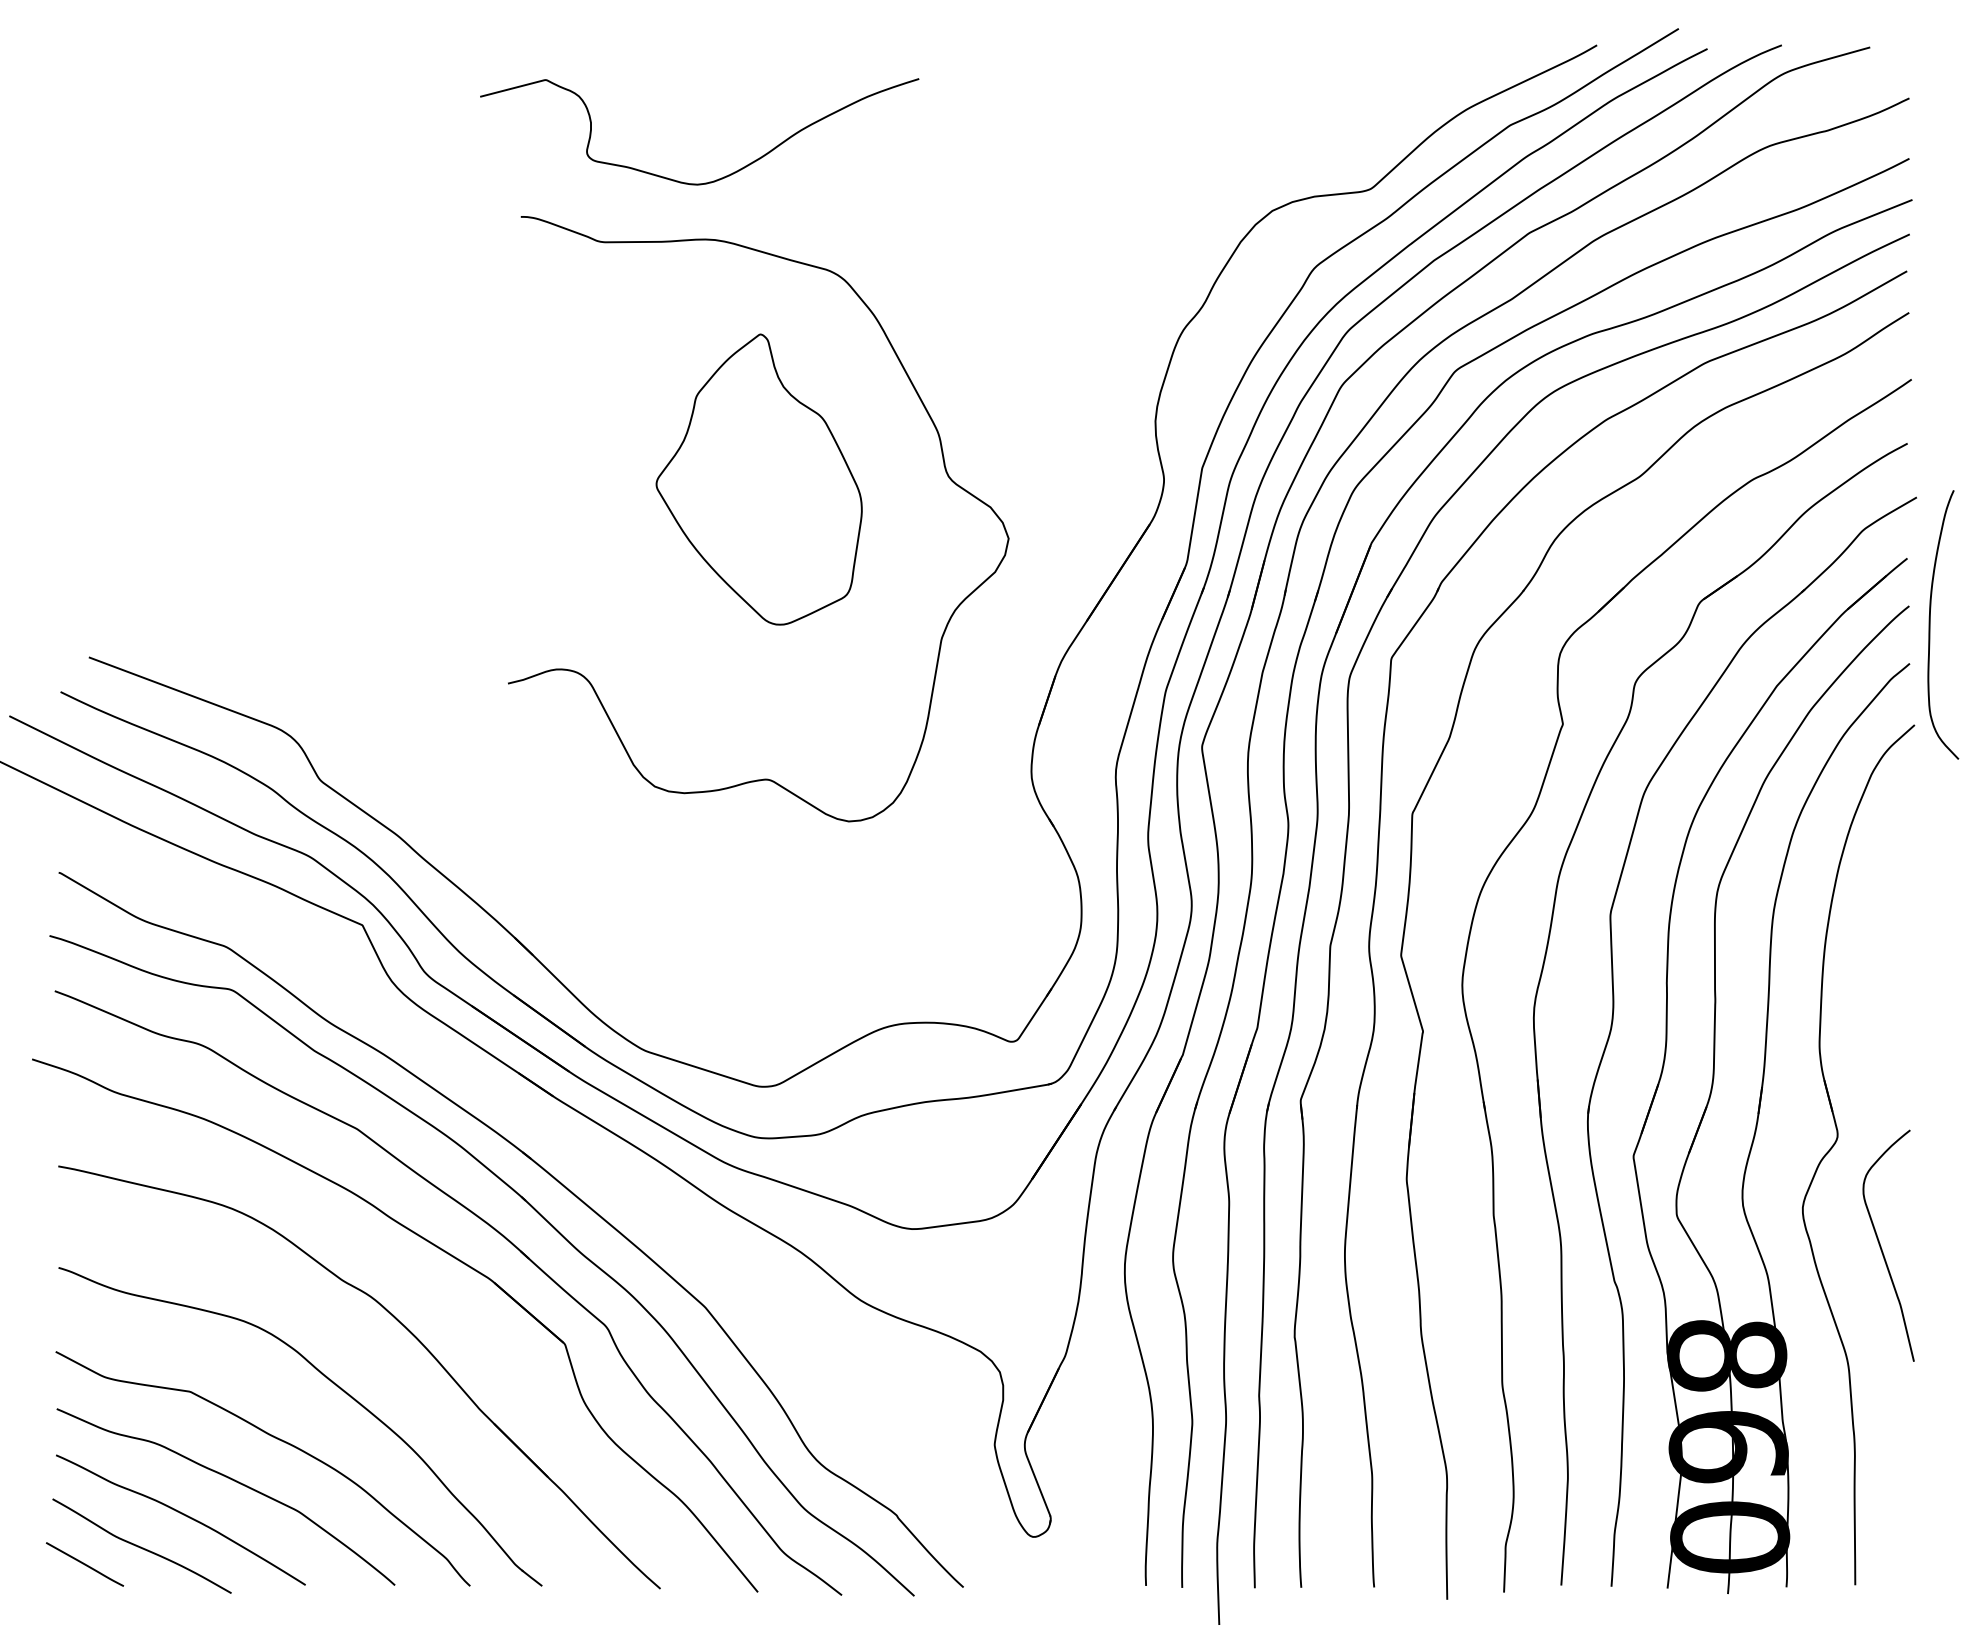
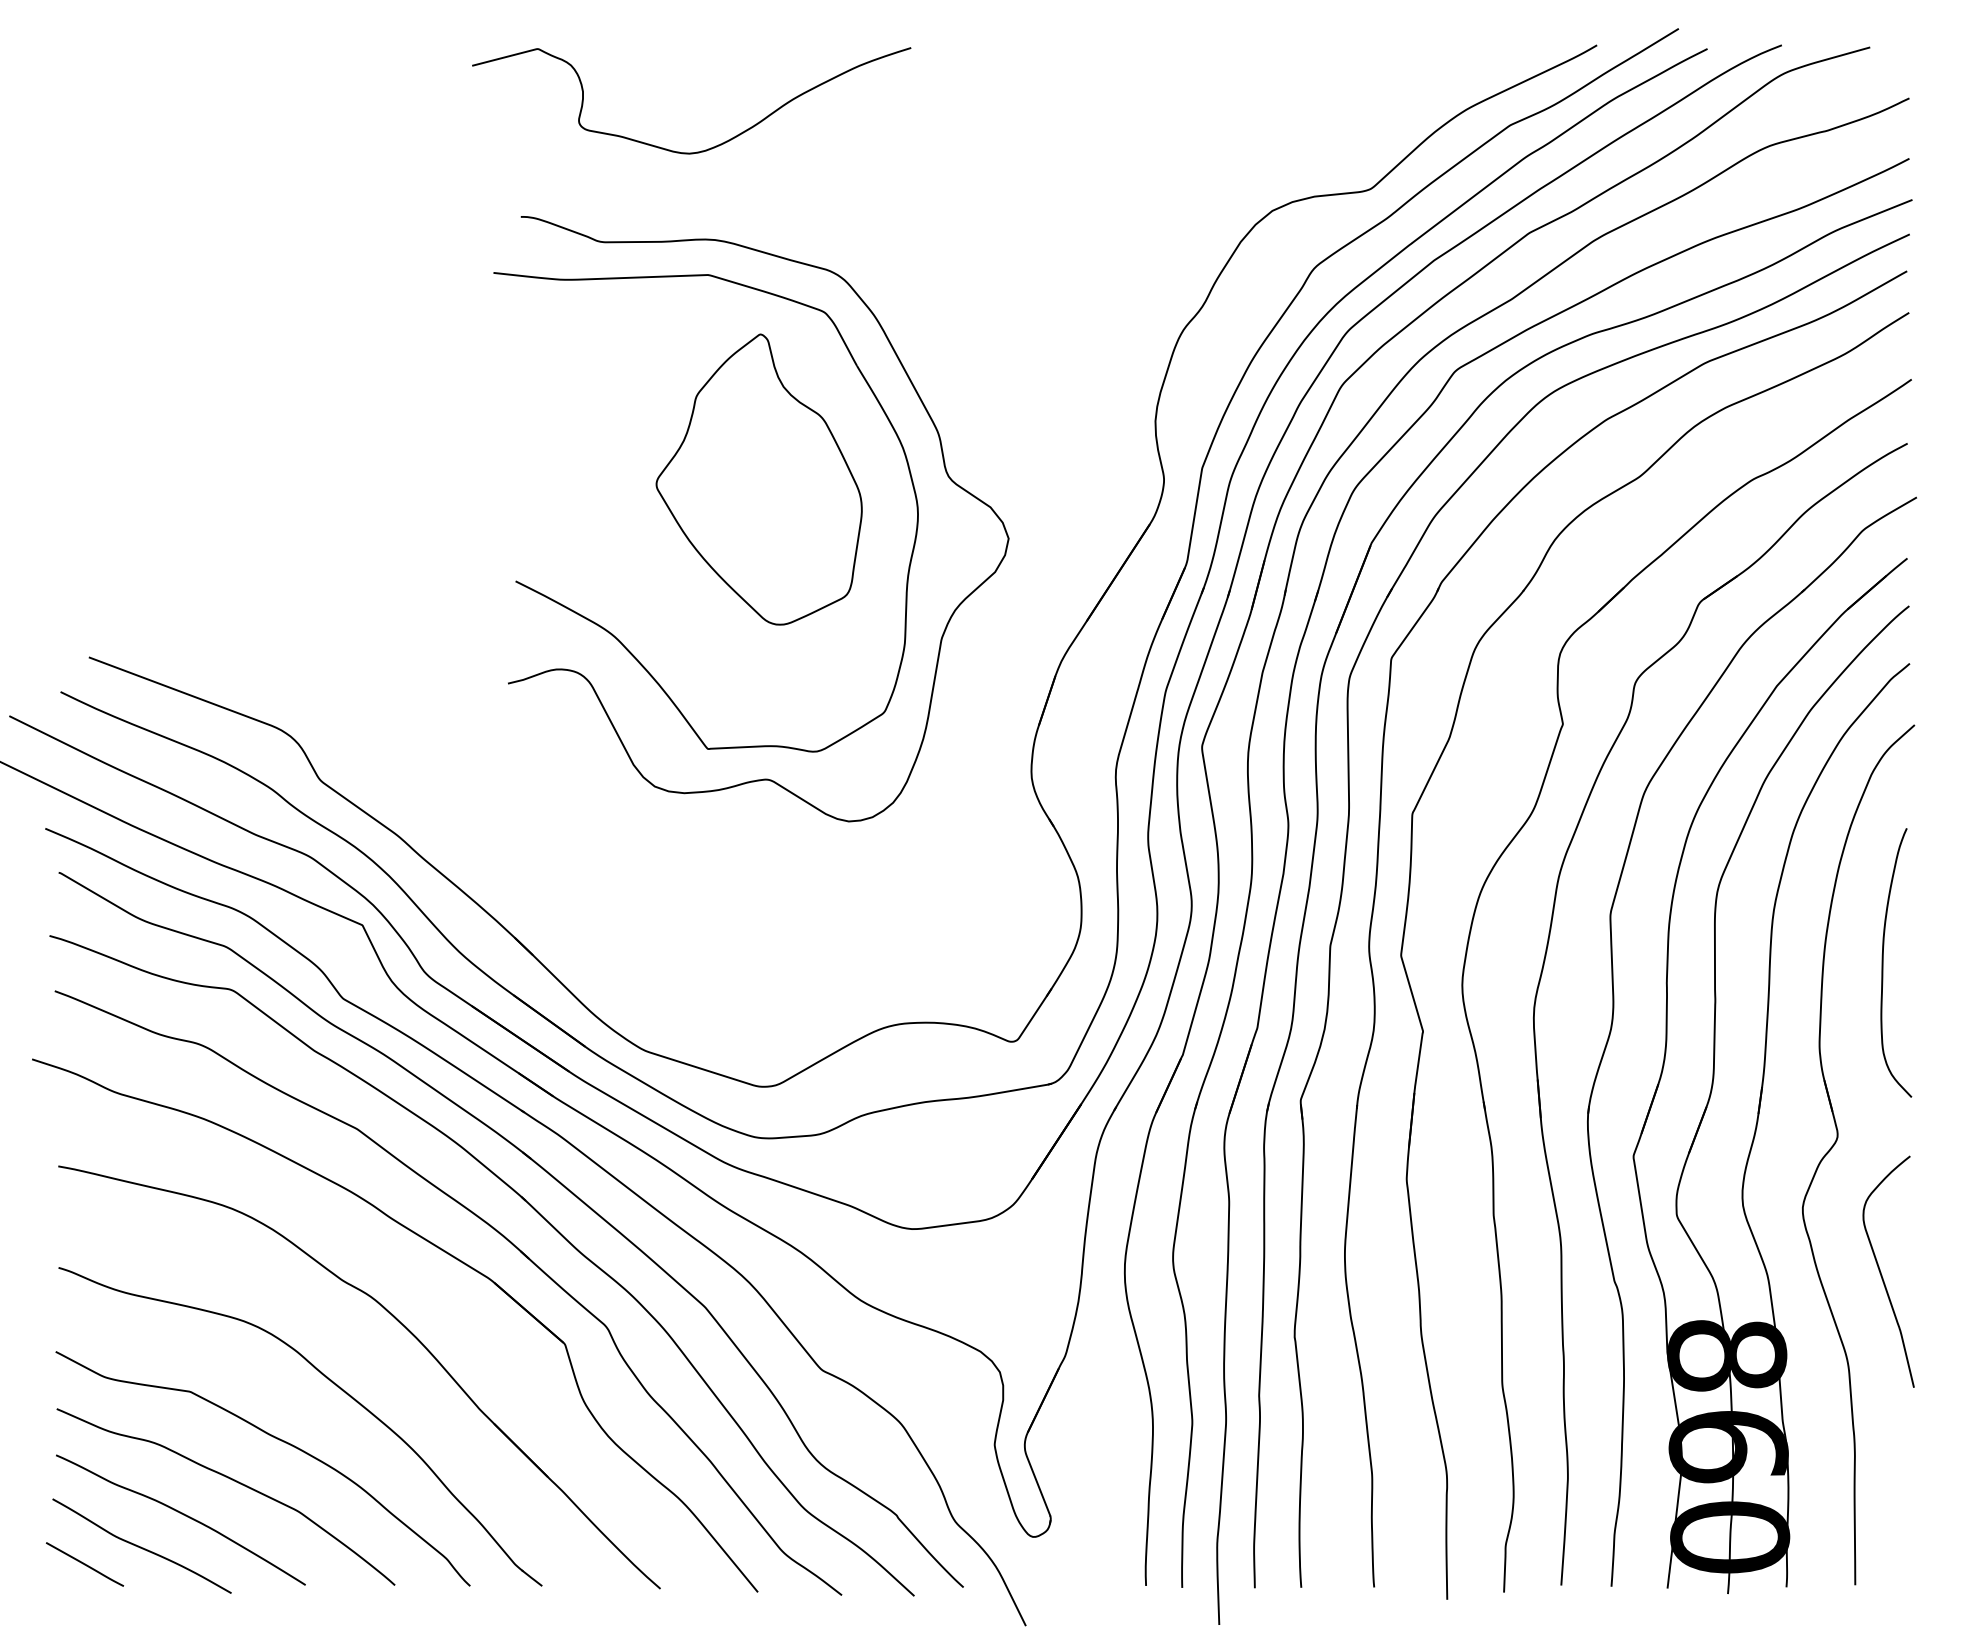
curve position: (718, 178) -> (710, 147) (710, 147)
curve position: (1930, 624) -> (1883, 962) (1883, 962)
part: none -> present (612, 633)
part: none -> present (587, 1158)
curve position: (1881, 1246) -> (1881, 1272) (1881, 1272)
